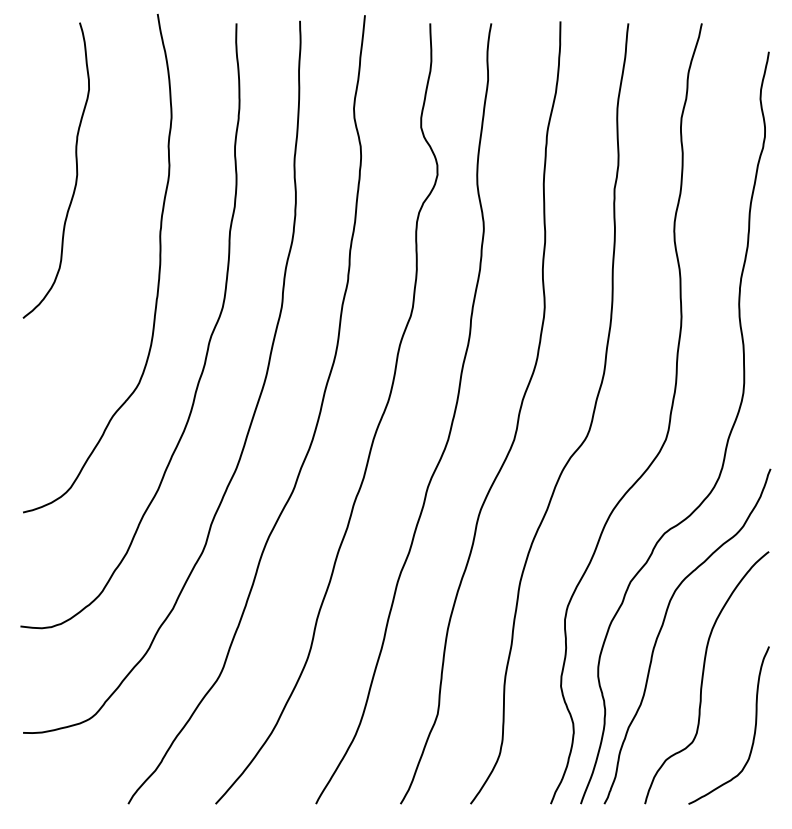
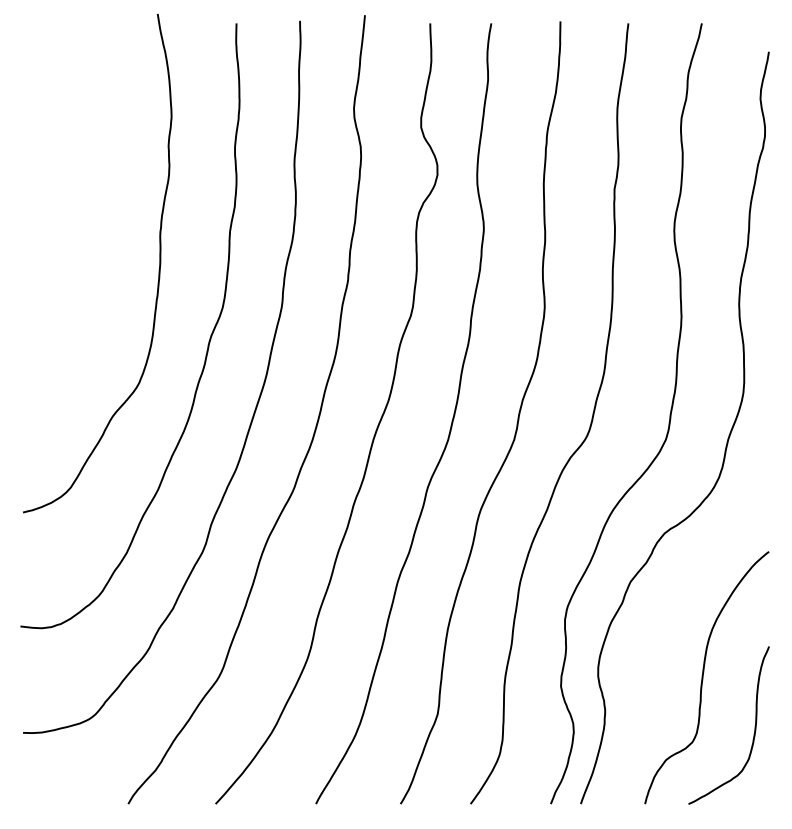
curve: present -> none (76, 170)
curve: present -> none (662, 628)
